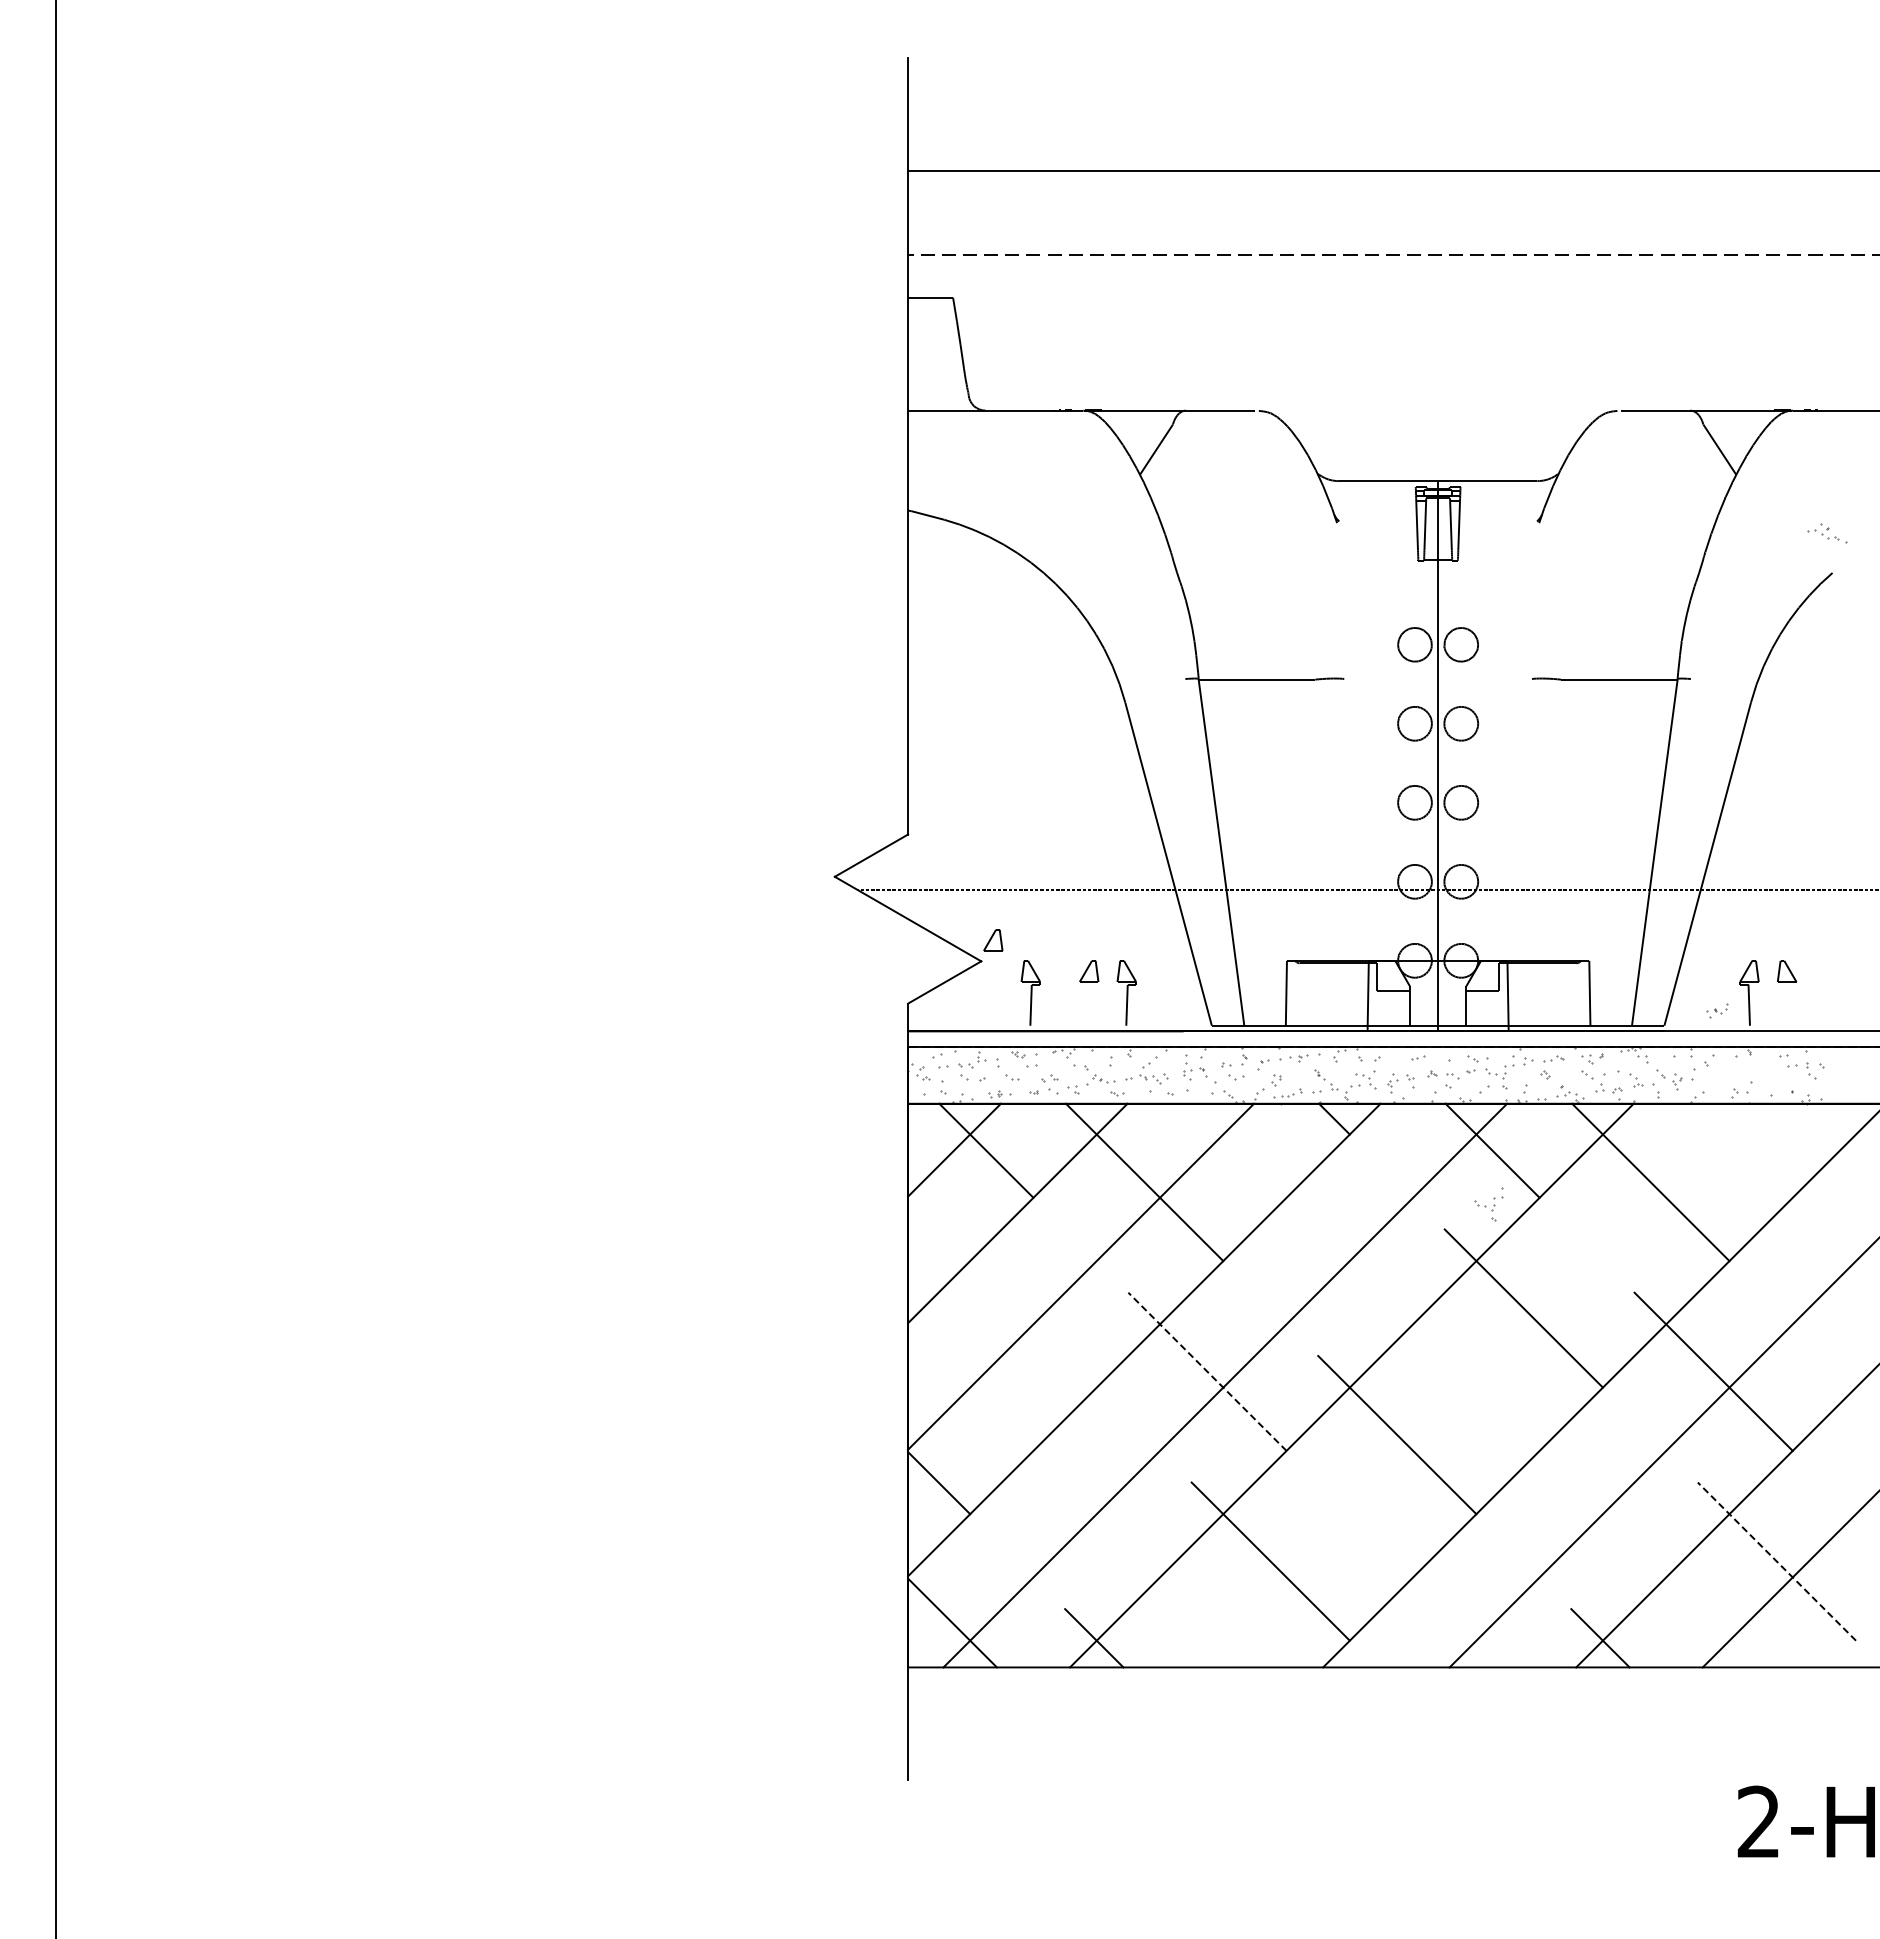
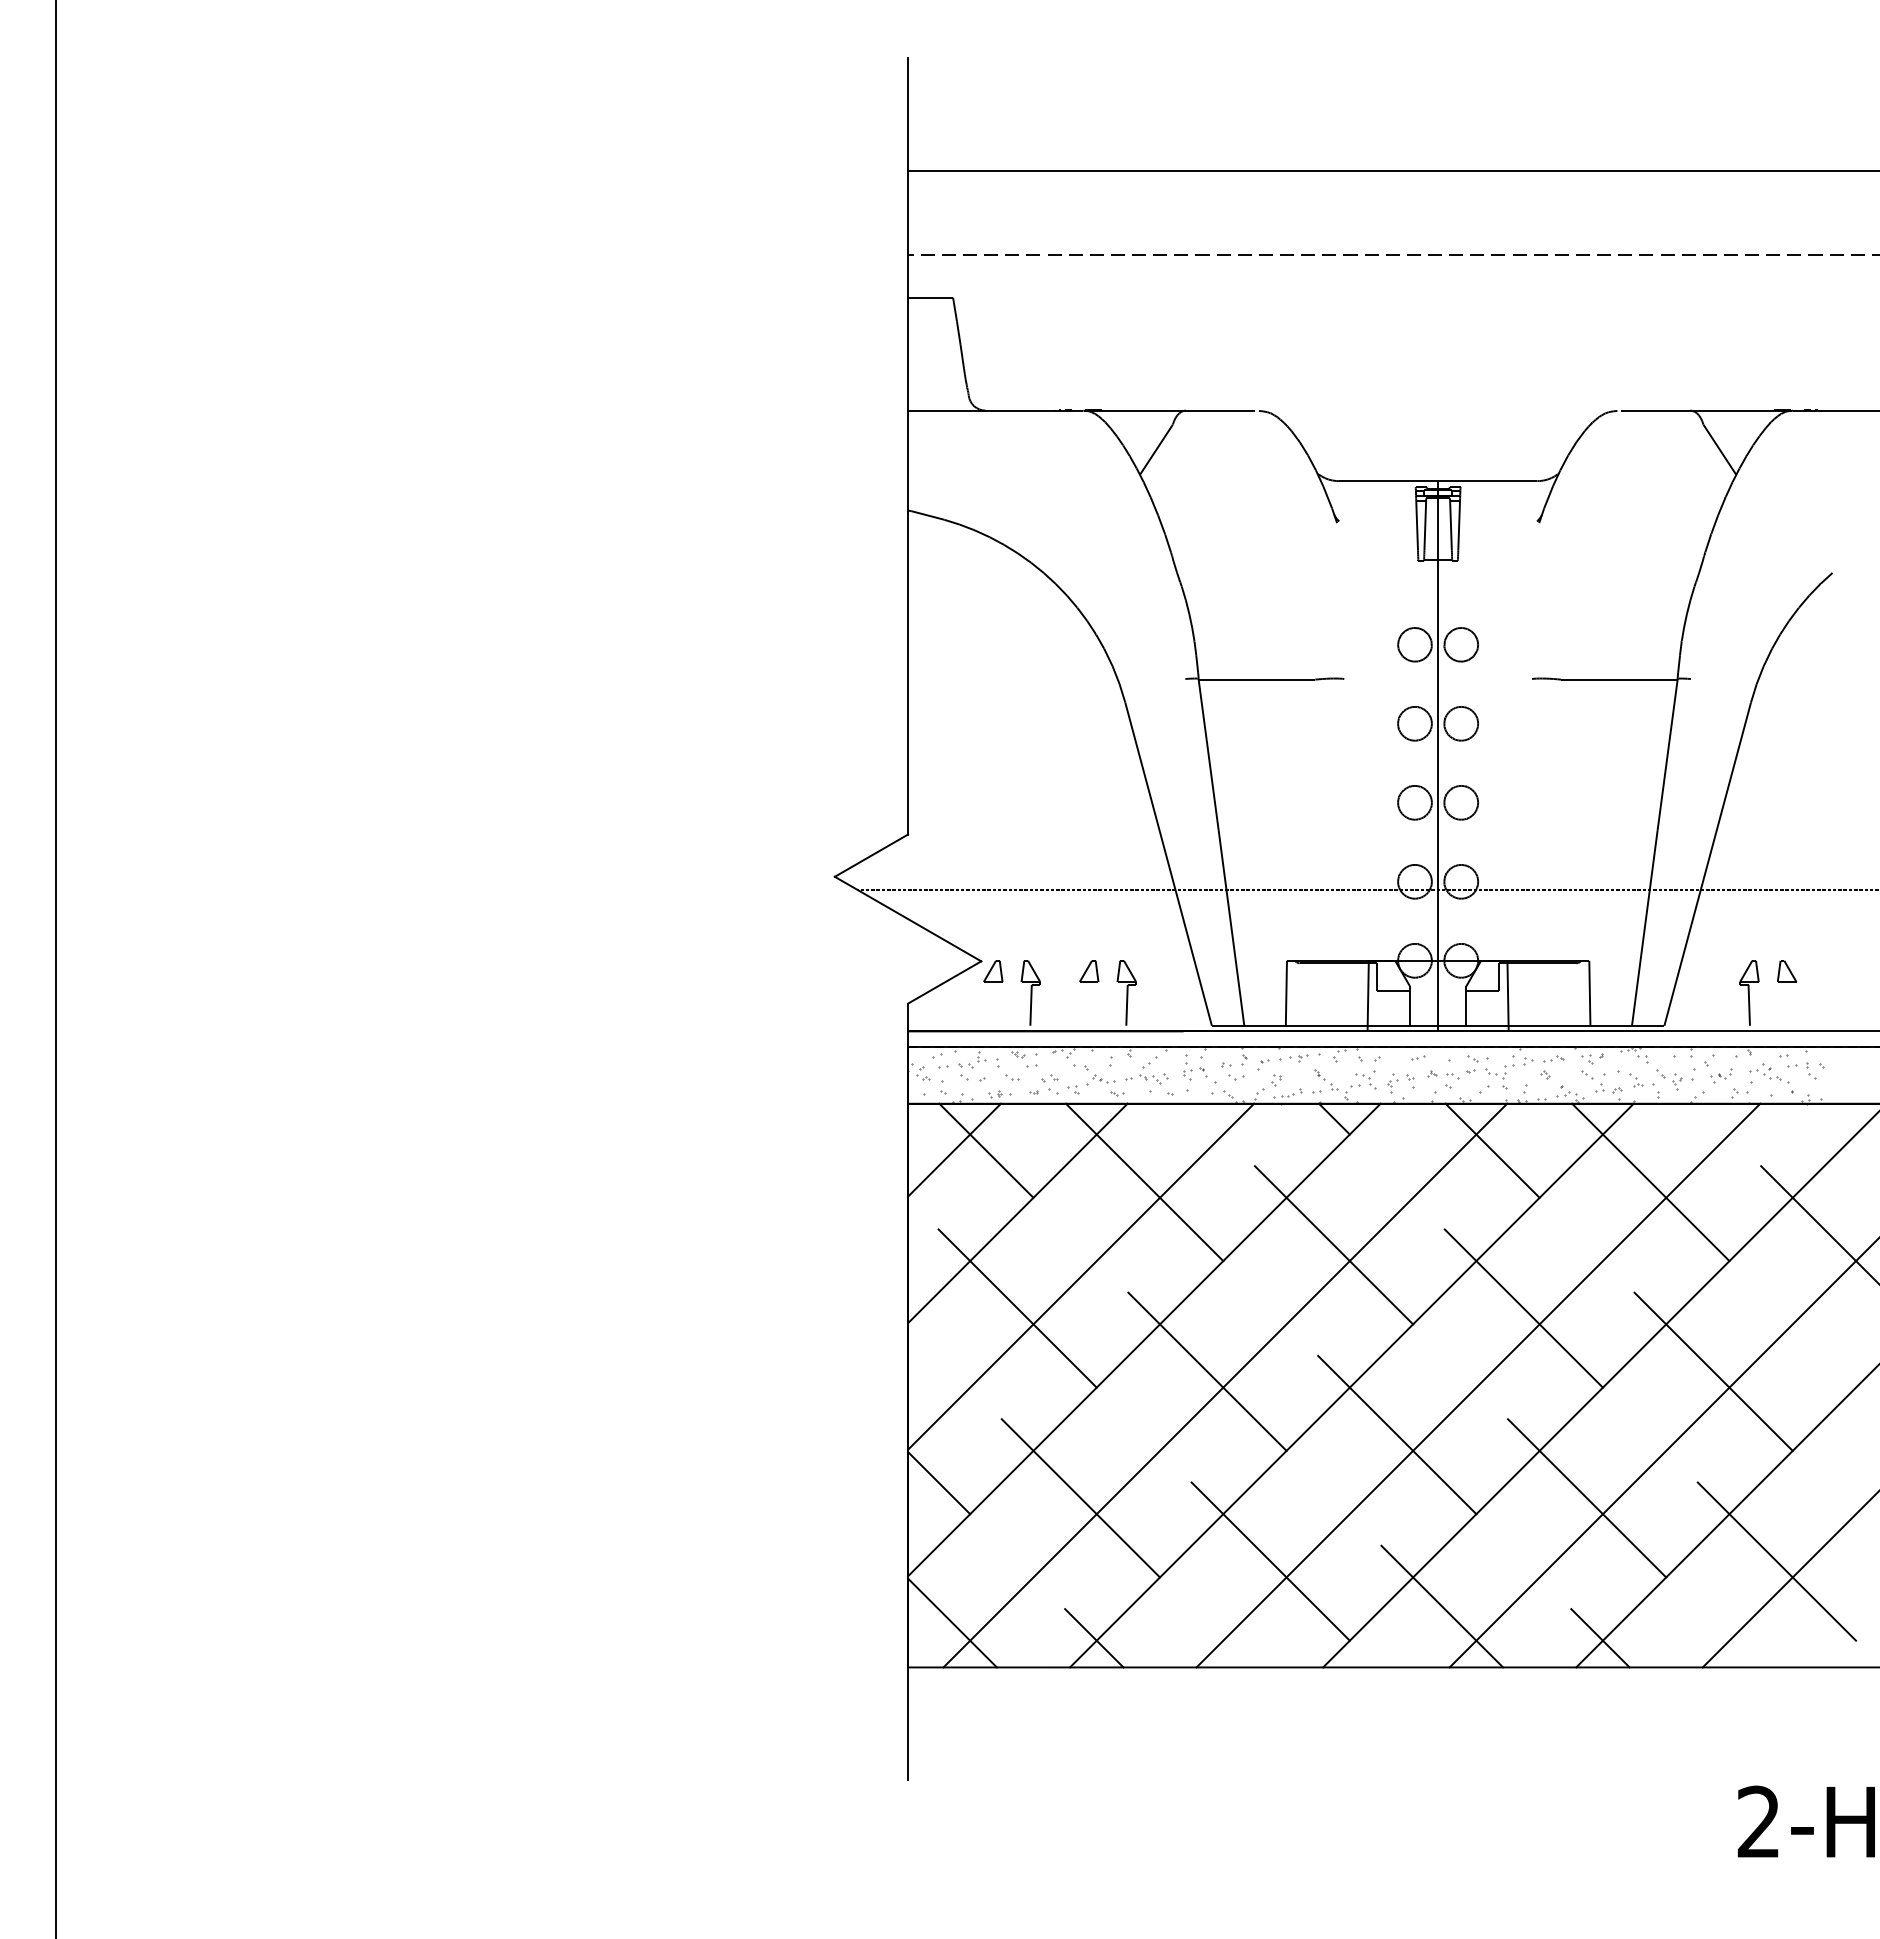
part position: (1827, 533) -> (1769, 1073) (1769, 1073)
part position: (993, 940) -> (993, 971) (993, 971)
part position: (1717, 1010) -> (1721, 1075) (1721, 1075)
part: present -> none (1488, 1204)
line: none -> present (1818, 1223)
line: none -> present (1333, 1245)
line: none -> present (1017, 1308)
line: dashed -> solid (1207, 1371)
line: none -> present (1478, 1385)
line: none -> present (1080, 1498)
line: none -> present (1587, 1498)
line: dashed -> solid (1776, 1561)
line: none -> present (1442, 1606)
